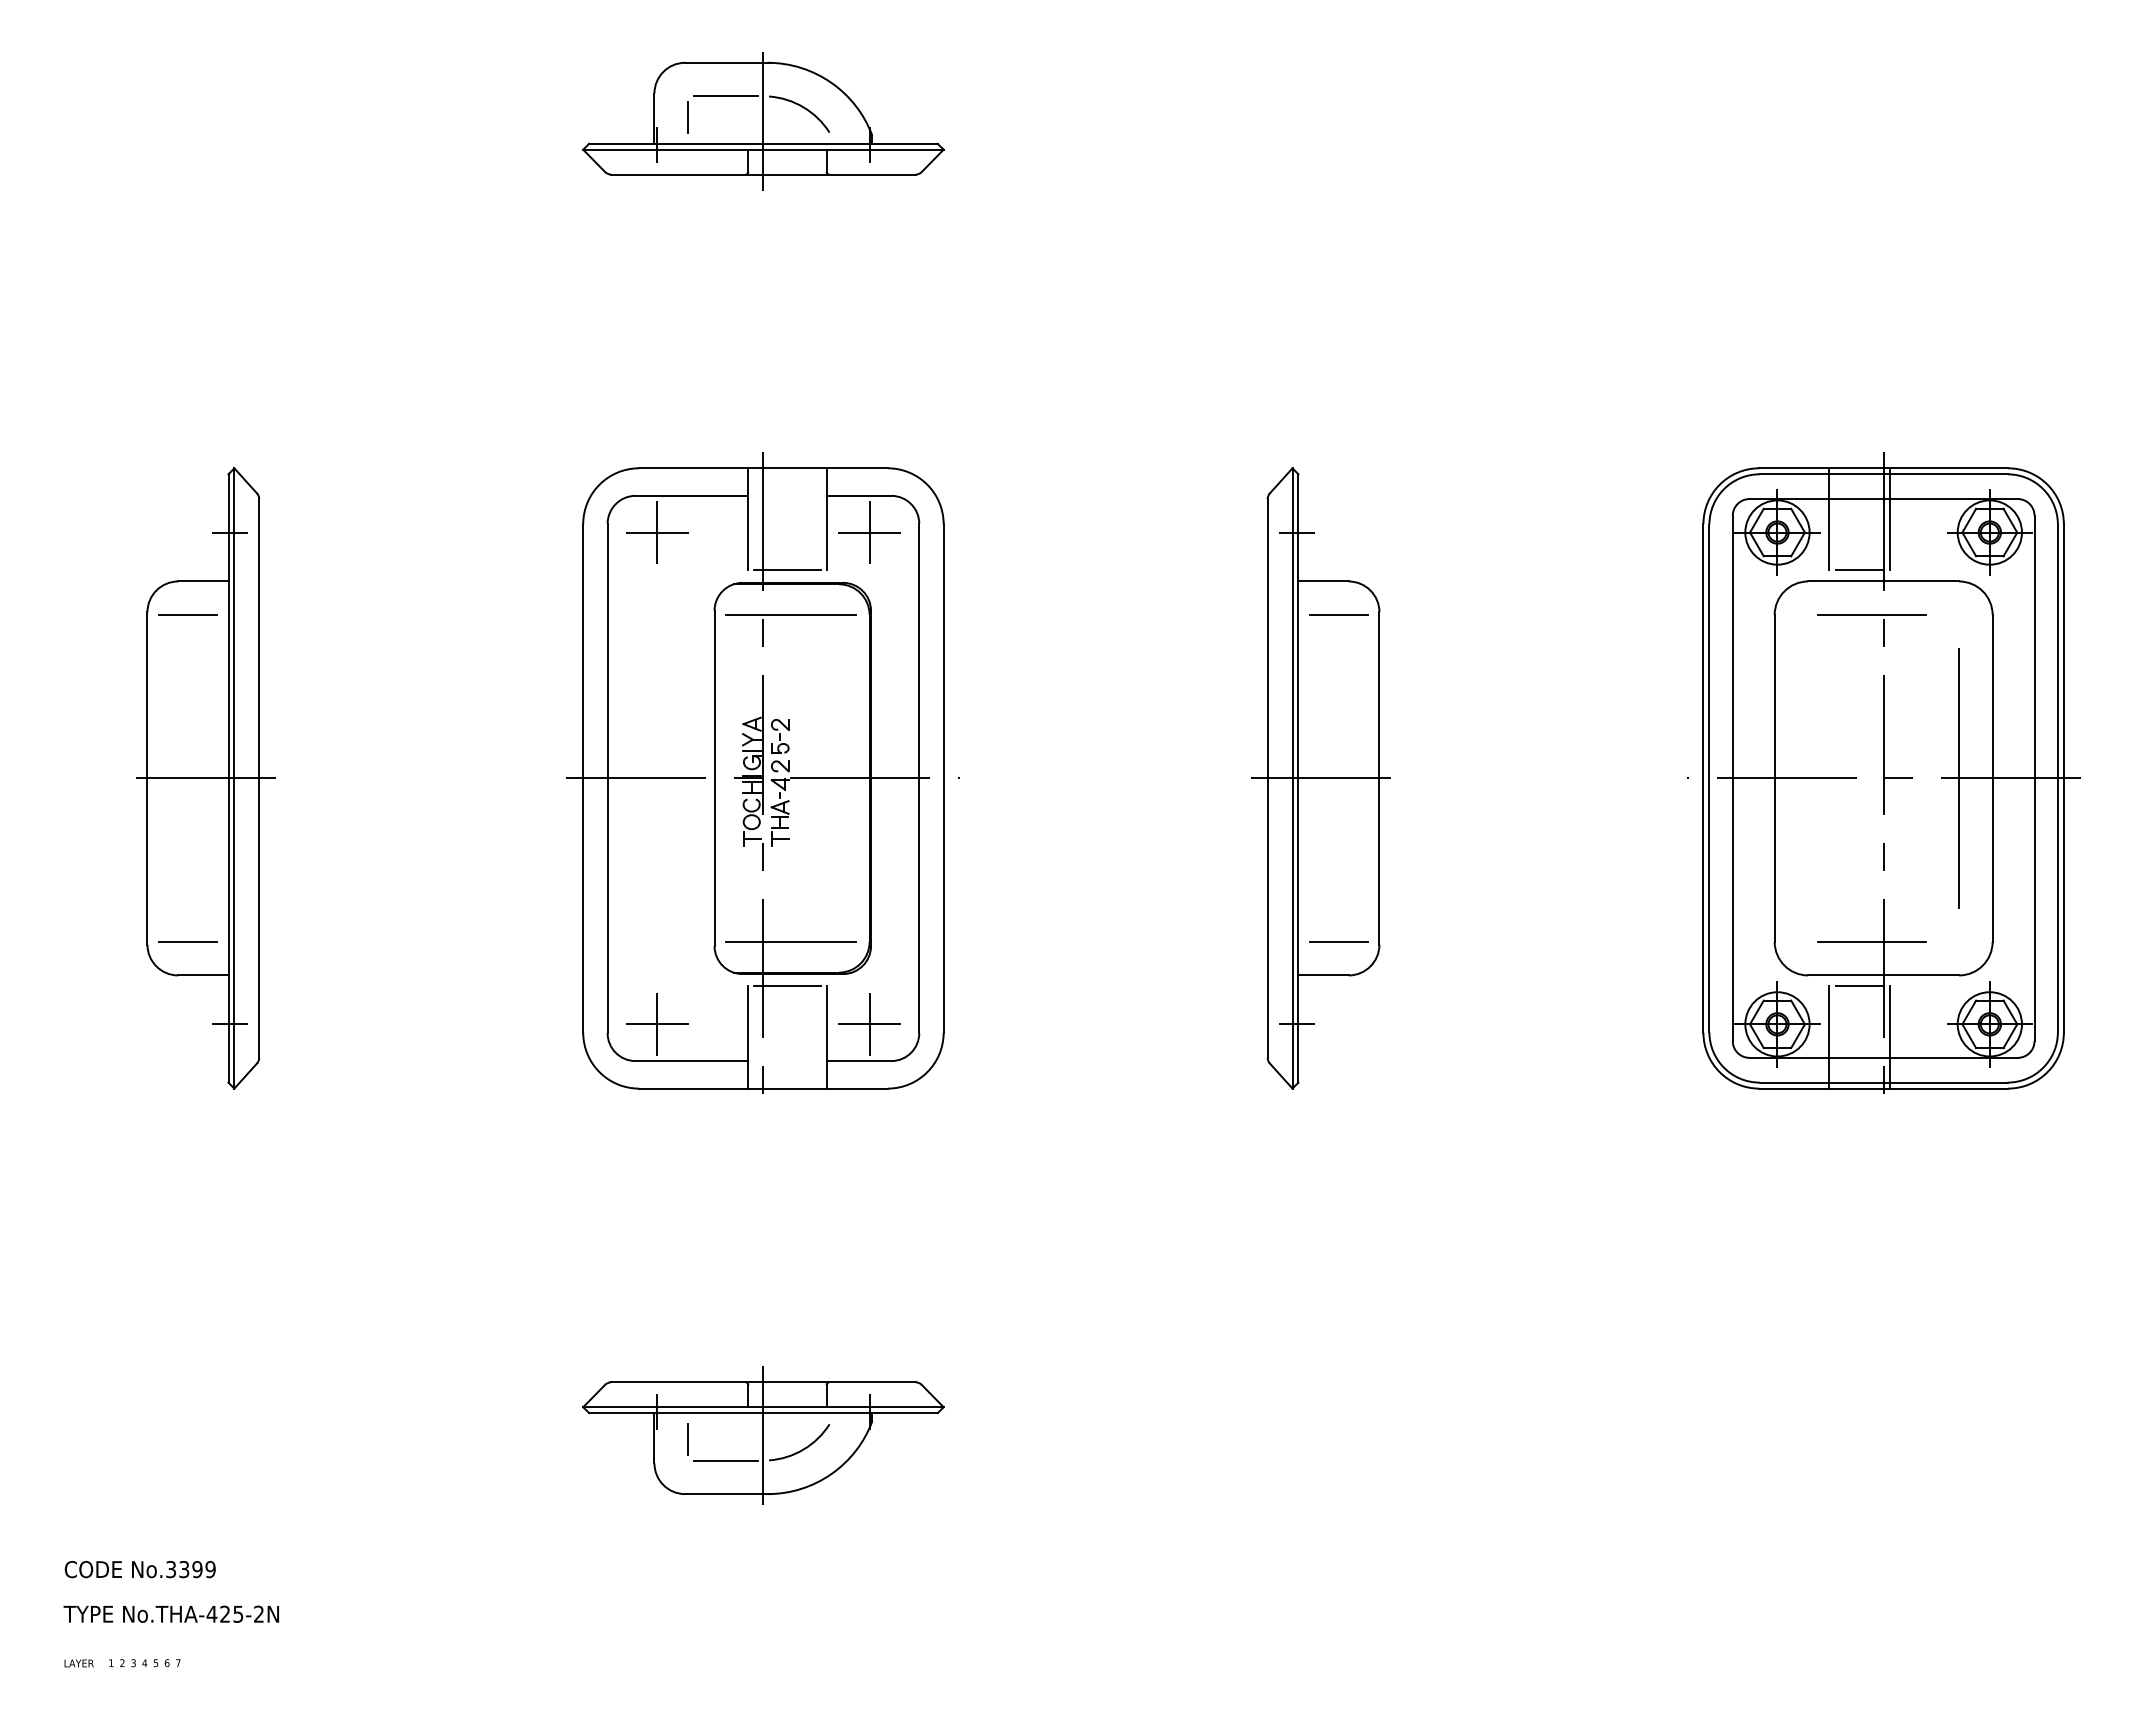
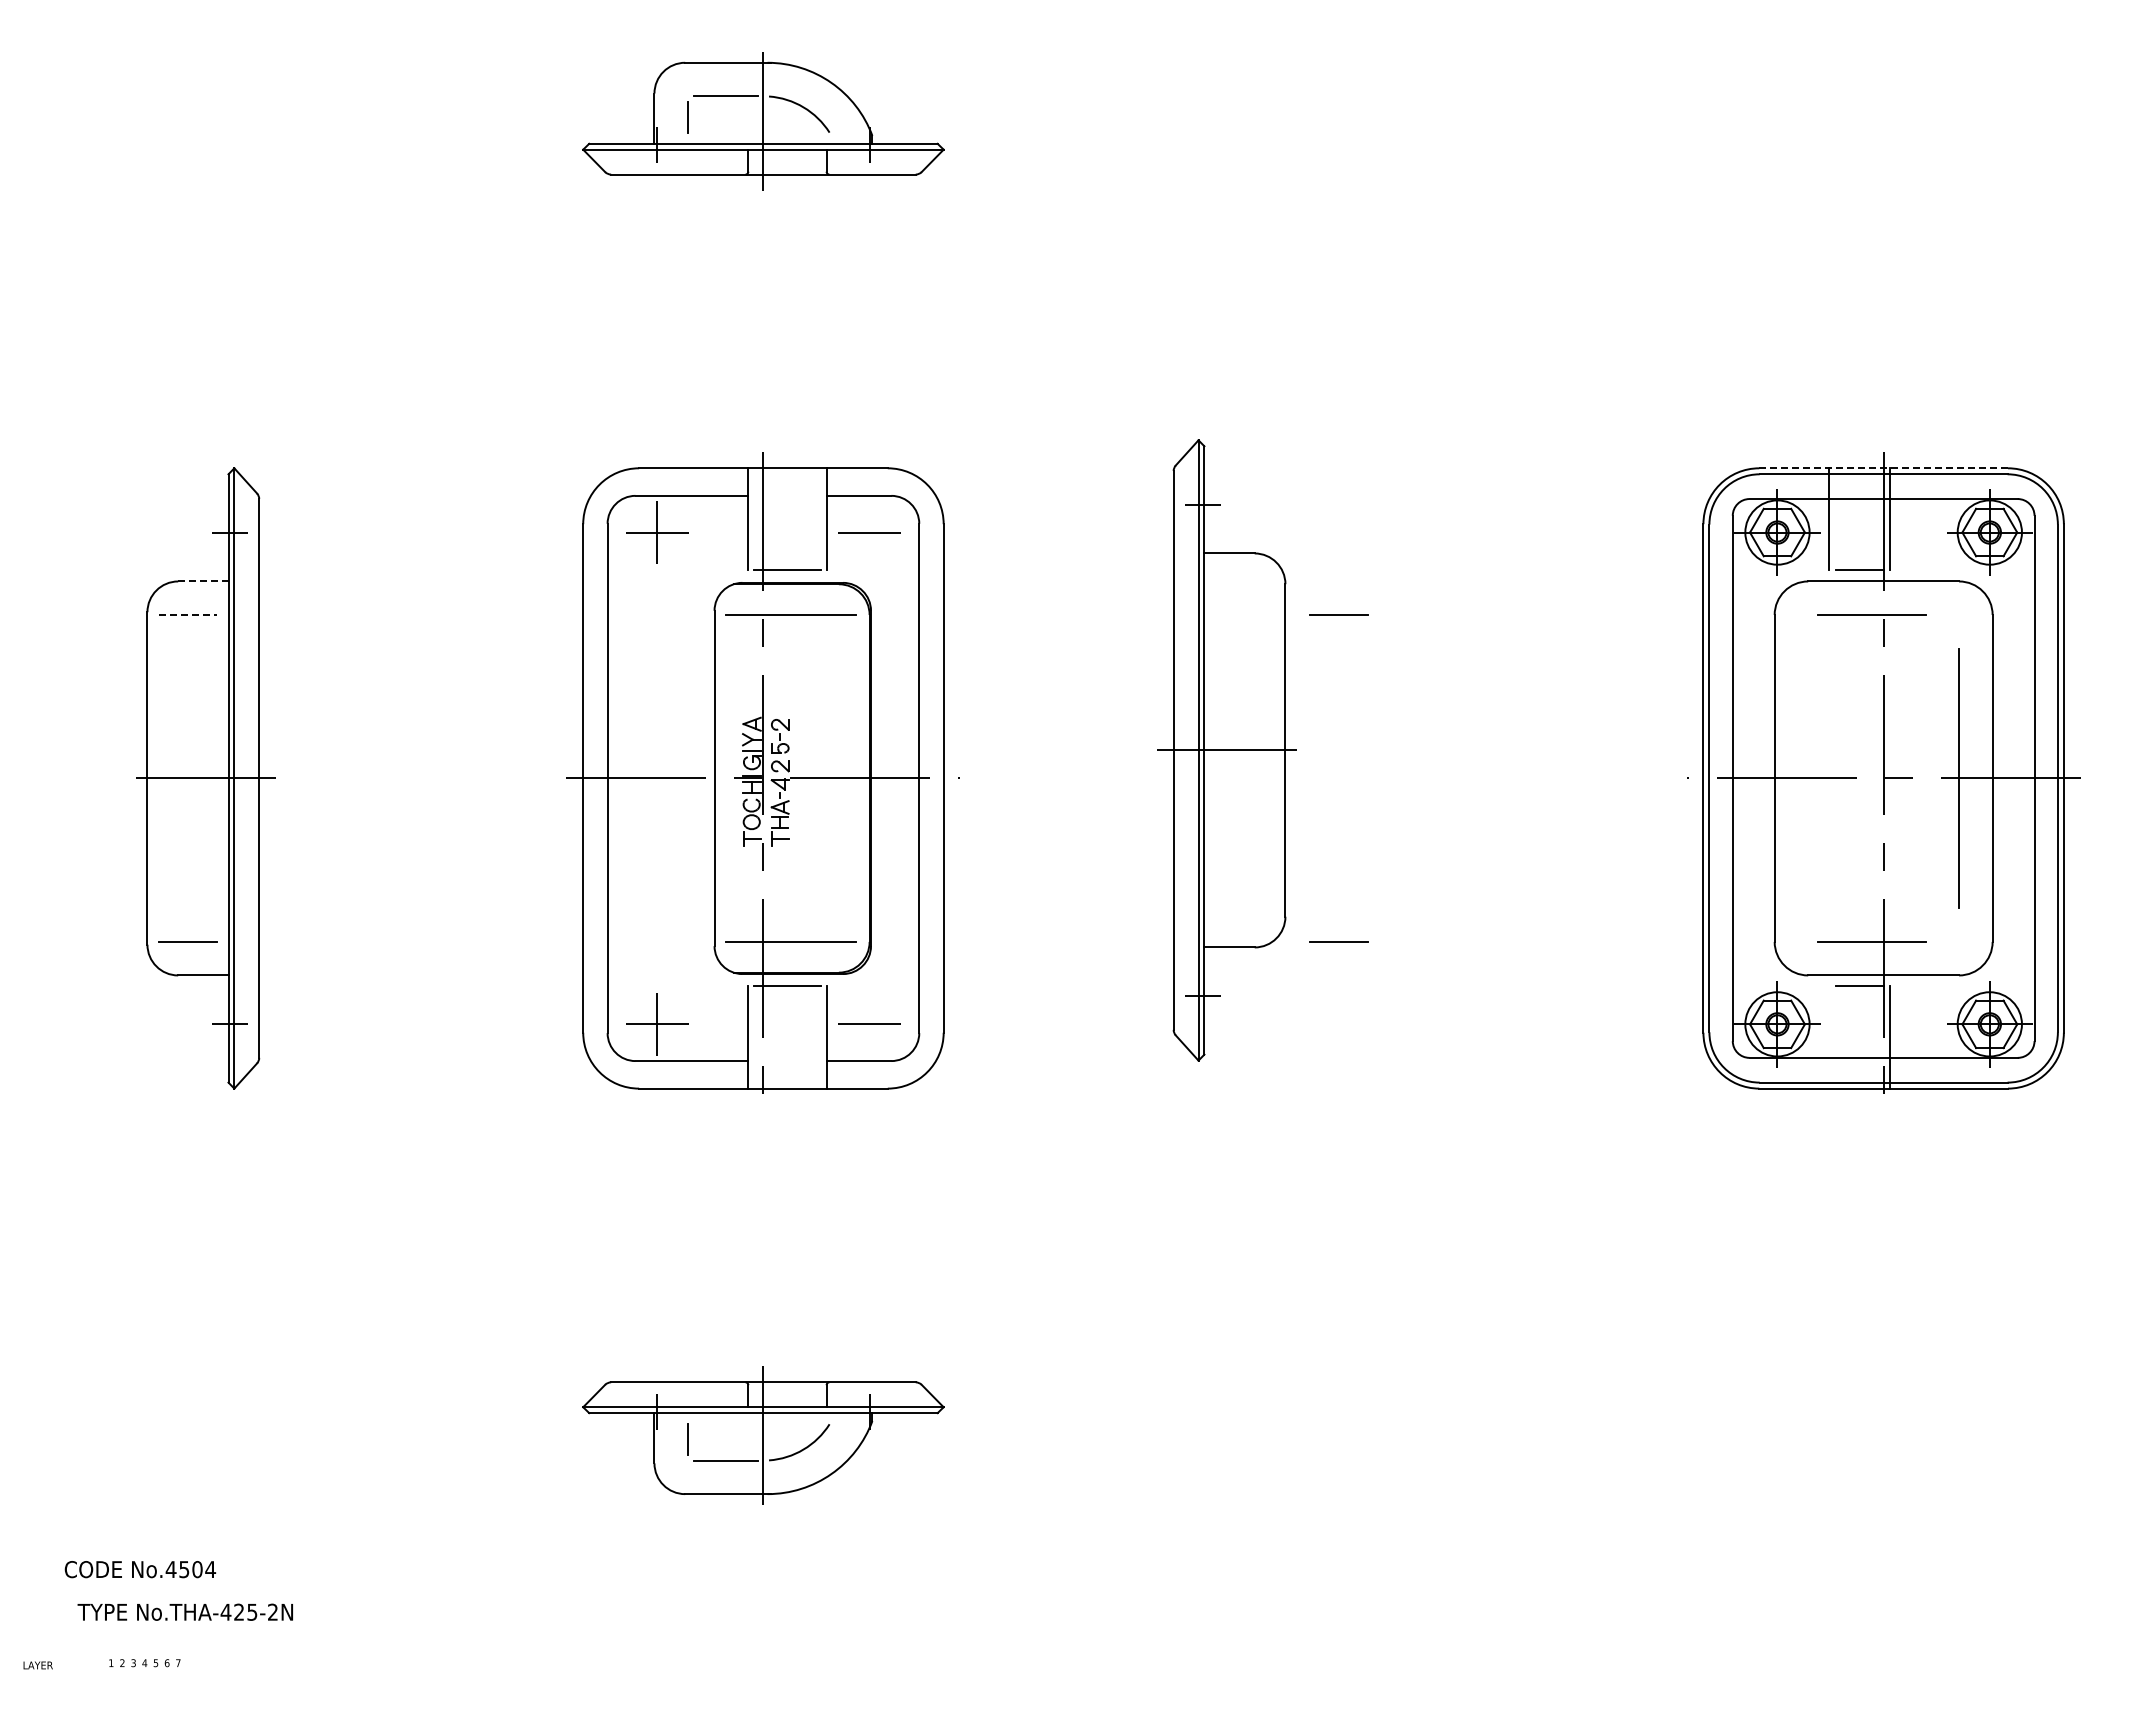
line: solid -> dashed (1883, 468)
line: present -> none (869, 532)
line: solid -> dashed (202, 581)
line: solid -> dashed (188, 615)
part position: (1320, 778) -> (1226, 750) (1226, 750)
line: present -> none (869, 1023)
line: present -> none (1828, 1037)
text: No.3399 -> No.4504 (190, 1569)
text position: (170, 1613) -> (184, 1611) (184, 1611)
text position: (78, 1663) -> (37, 1665) (37, 1665)
